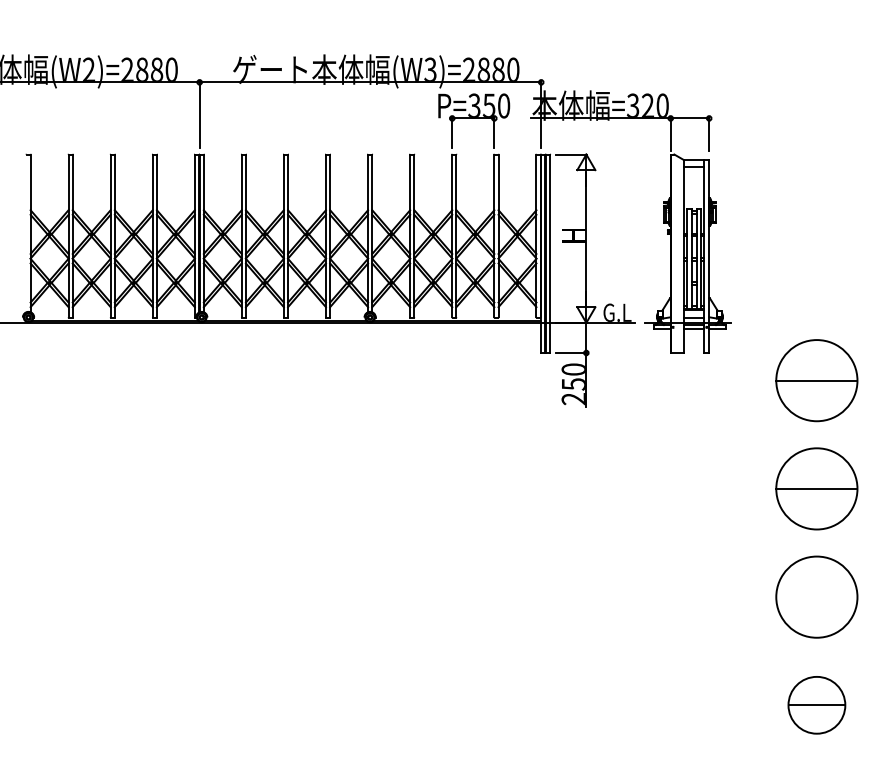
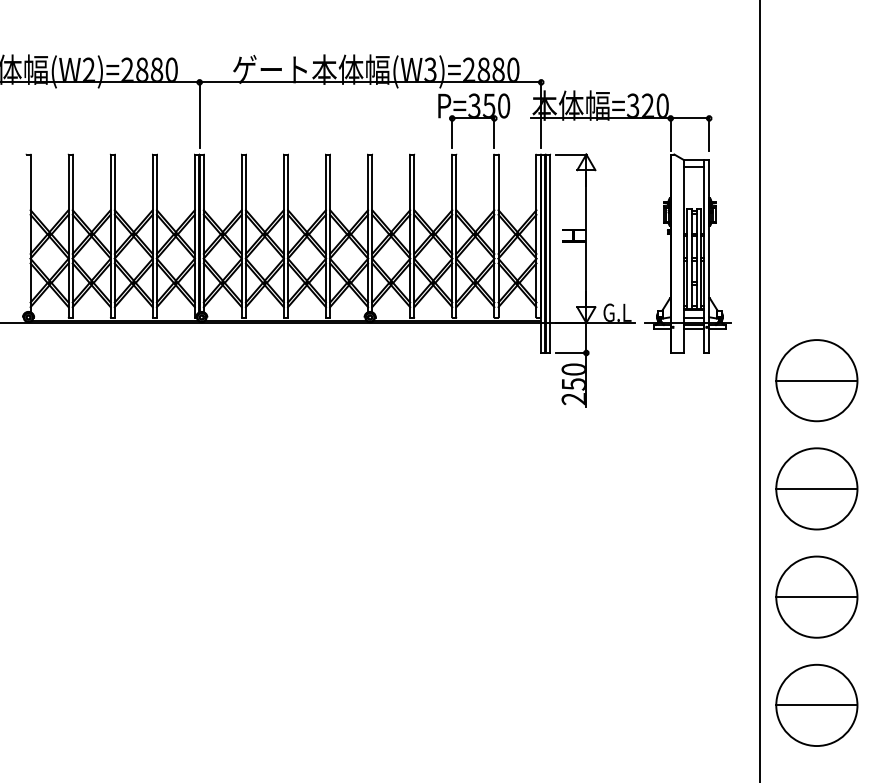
line: none -> present (760, 390)
line: none -> present (816, 597)
part size: 60x59 px -> 84x84 px (816, 704)
